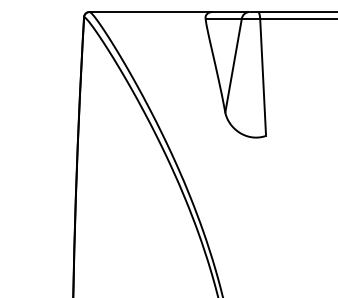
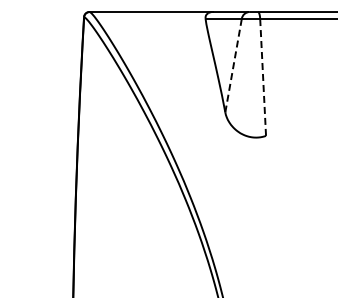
line: solid -> dashed (233, 65)
line: solid -> dashed (263, 77)
